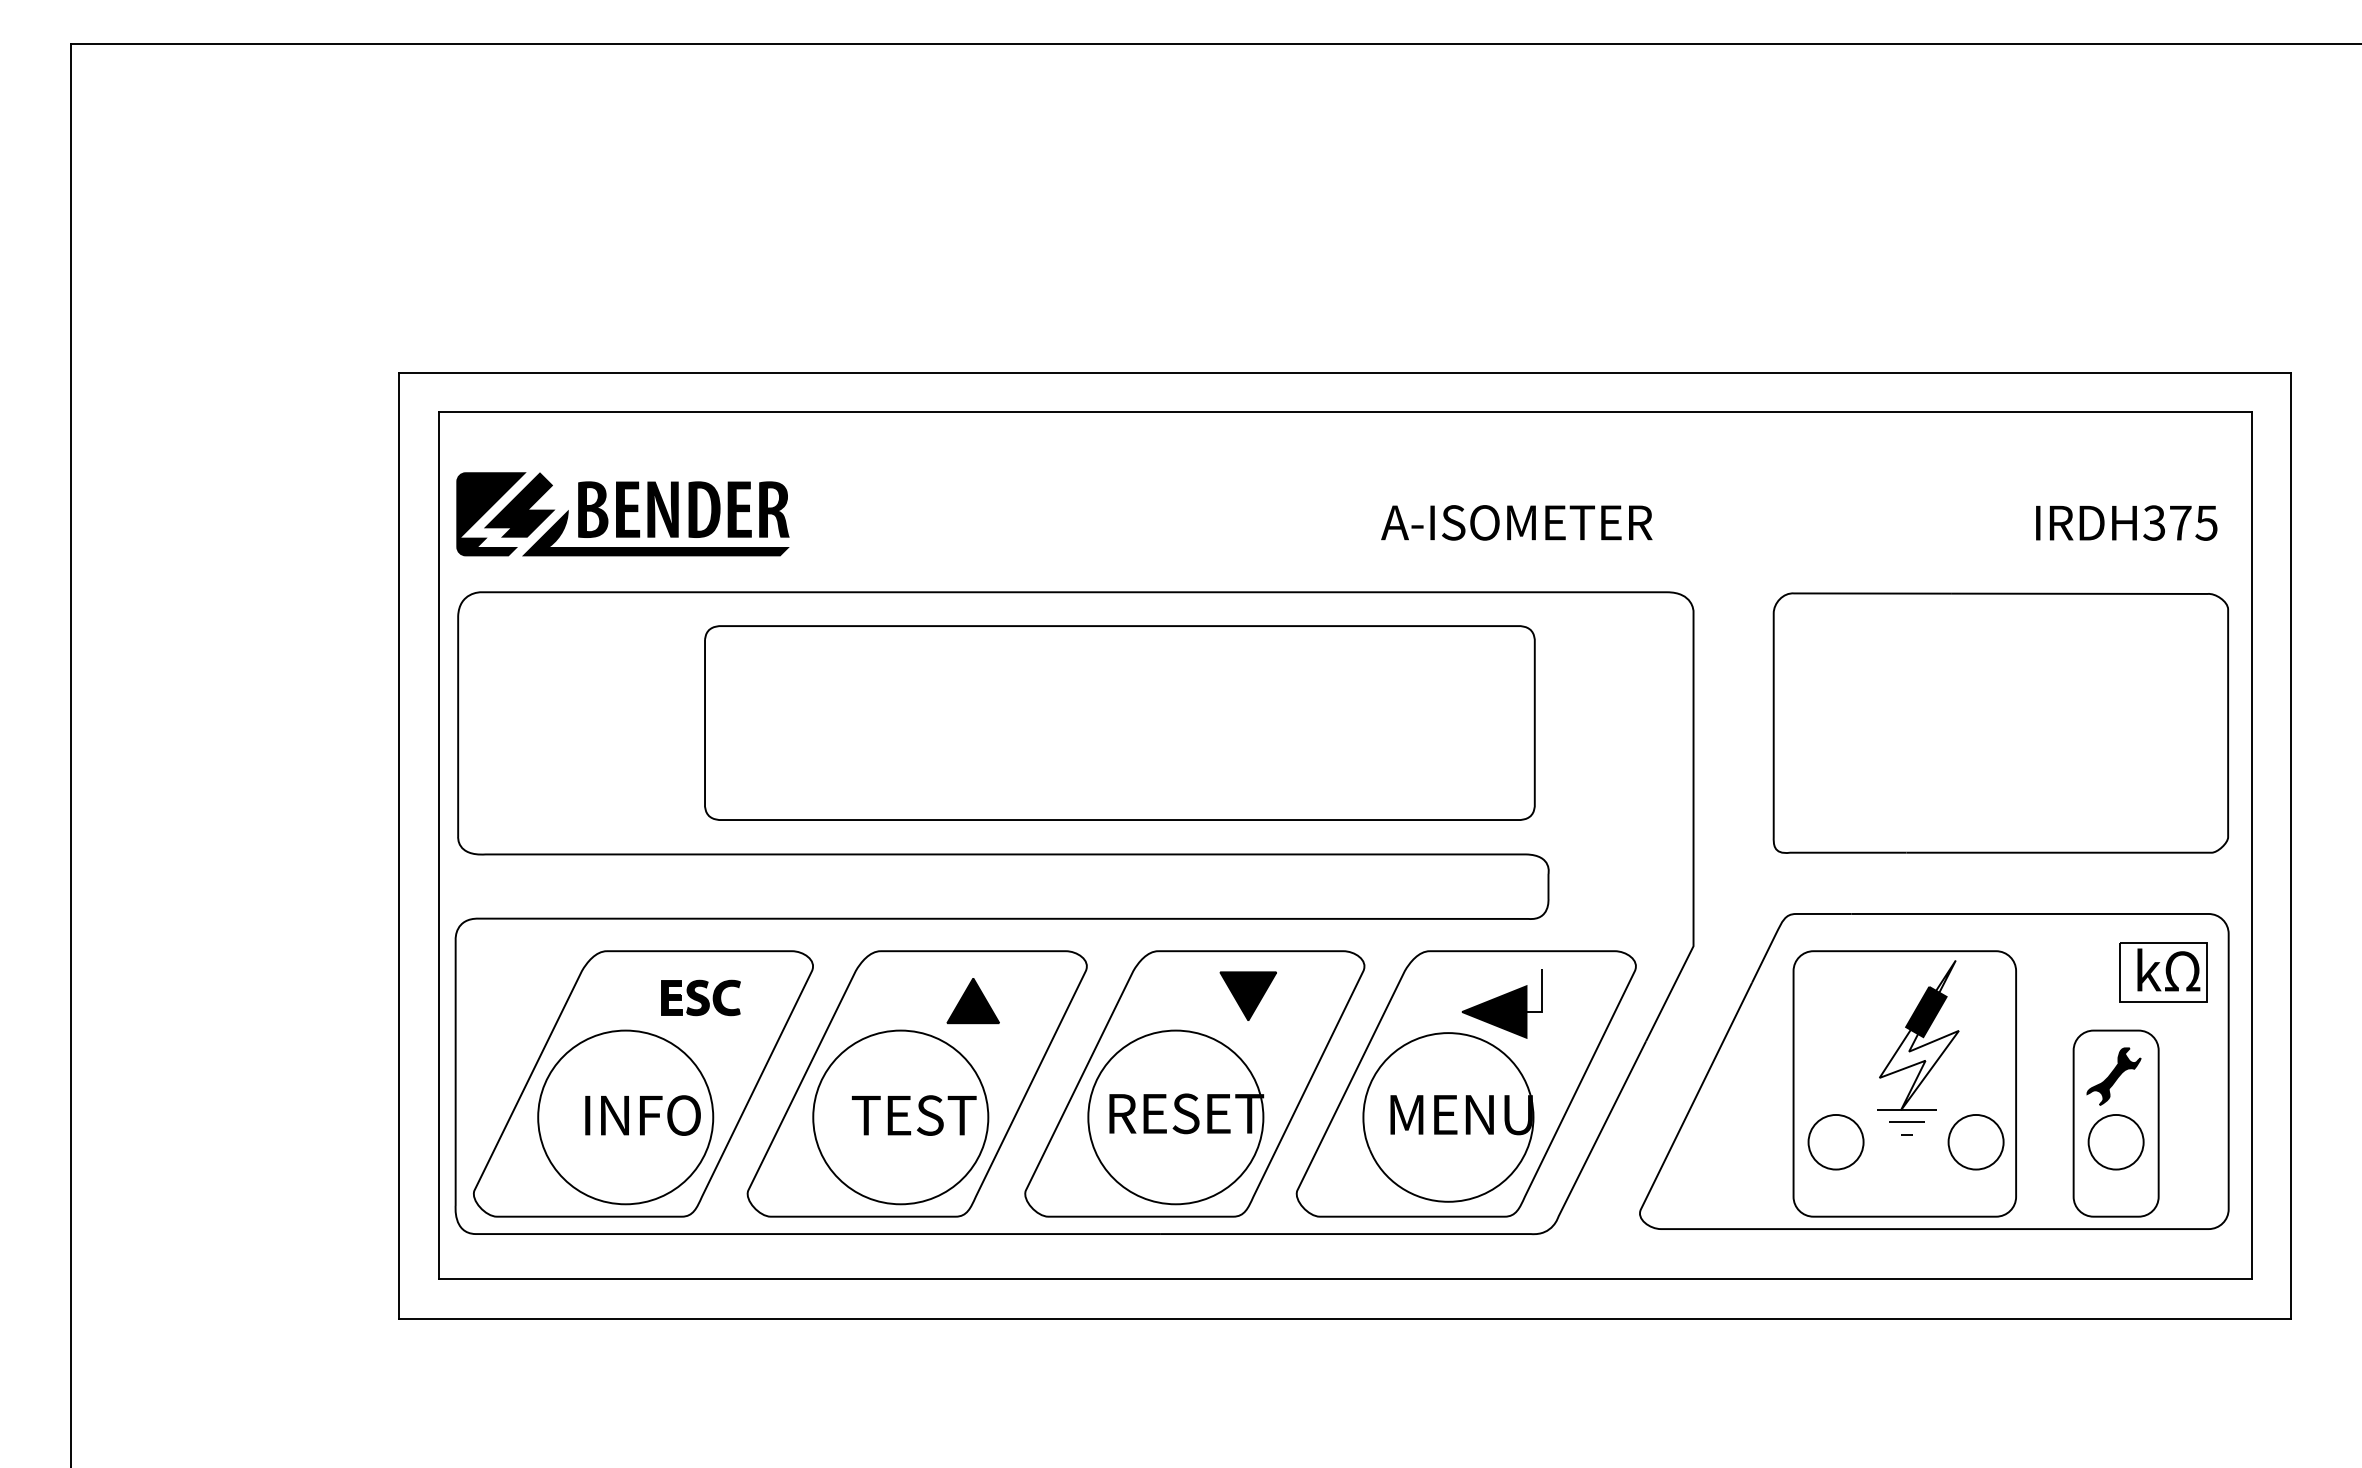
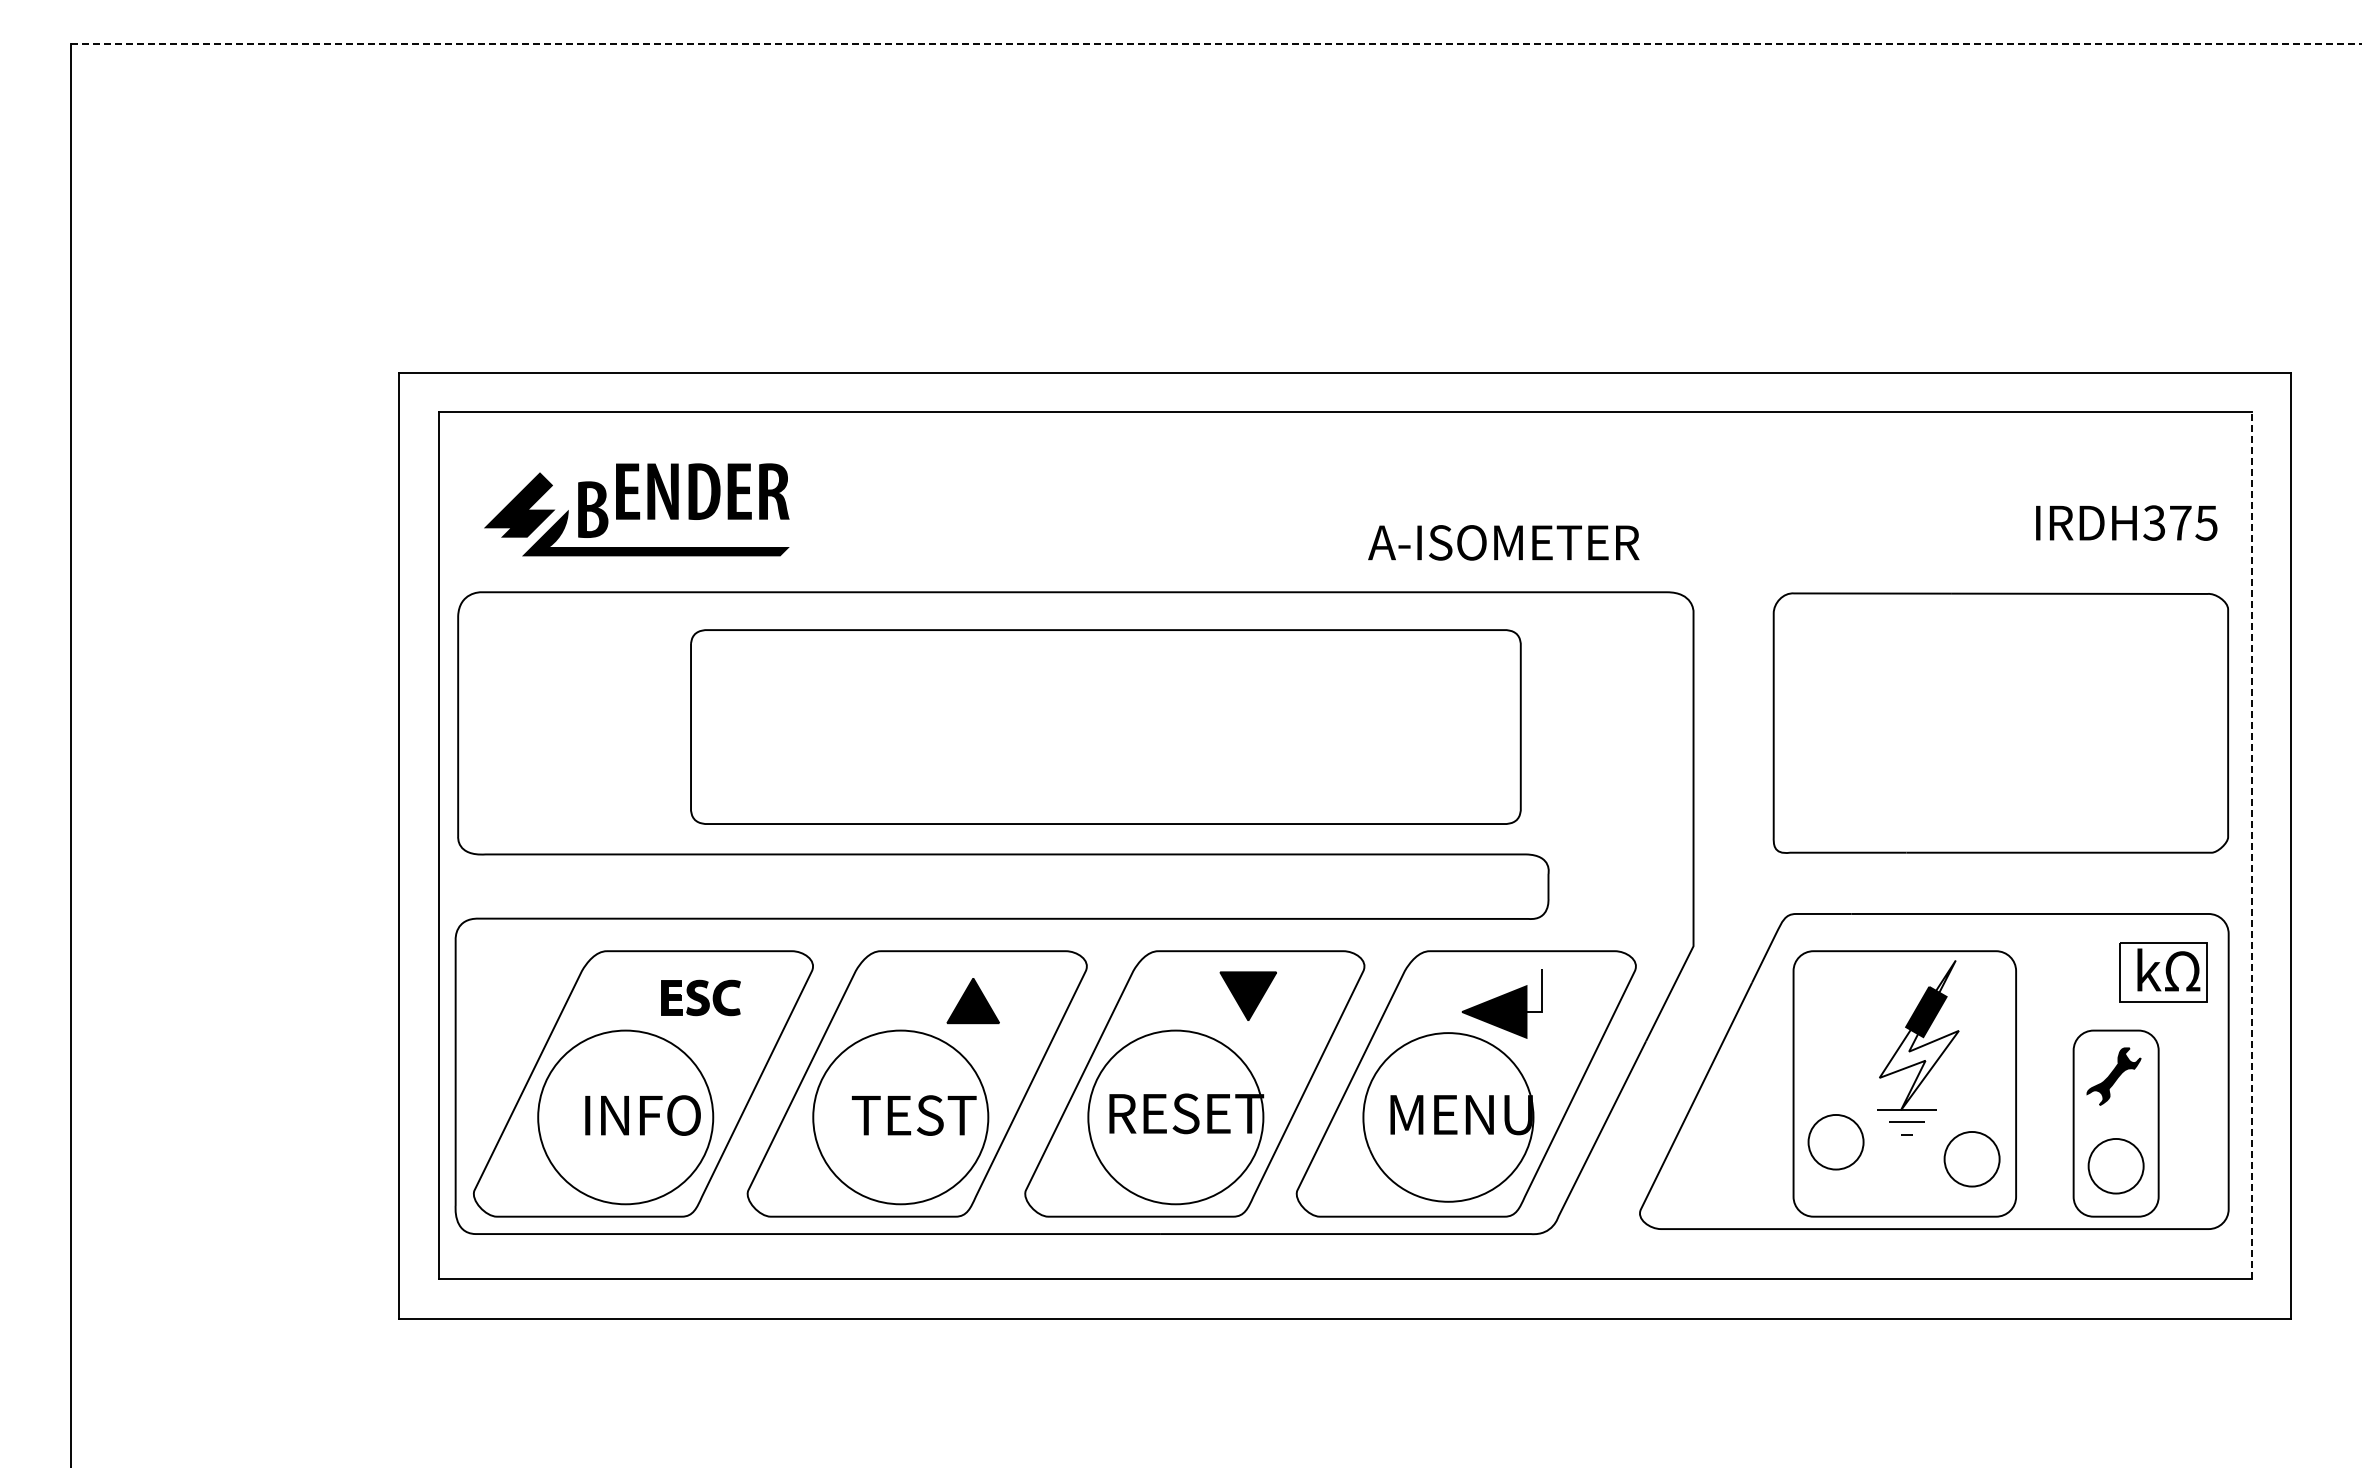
line: solid -> dashed (1216, 44)
part position: (702, 509) -> (702, 491) (702, 491)
fill: present -> none (491, 514)
text position: (1516, 522) -> (1503, 542) (1503, 542)
part position: (1119, 722) -> (1105, 726) (1105, 726)
line: solid -> dashed (2251, 845)
part position: (1975, 1142) -> (1971, 1159) (1971, 1159)
part position: (2115, 1142) -> (2115, 1166) (2115, 1166)
